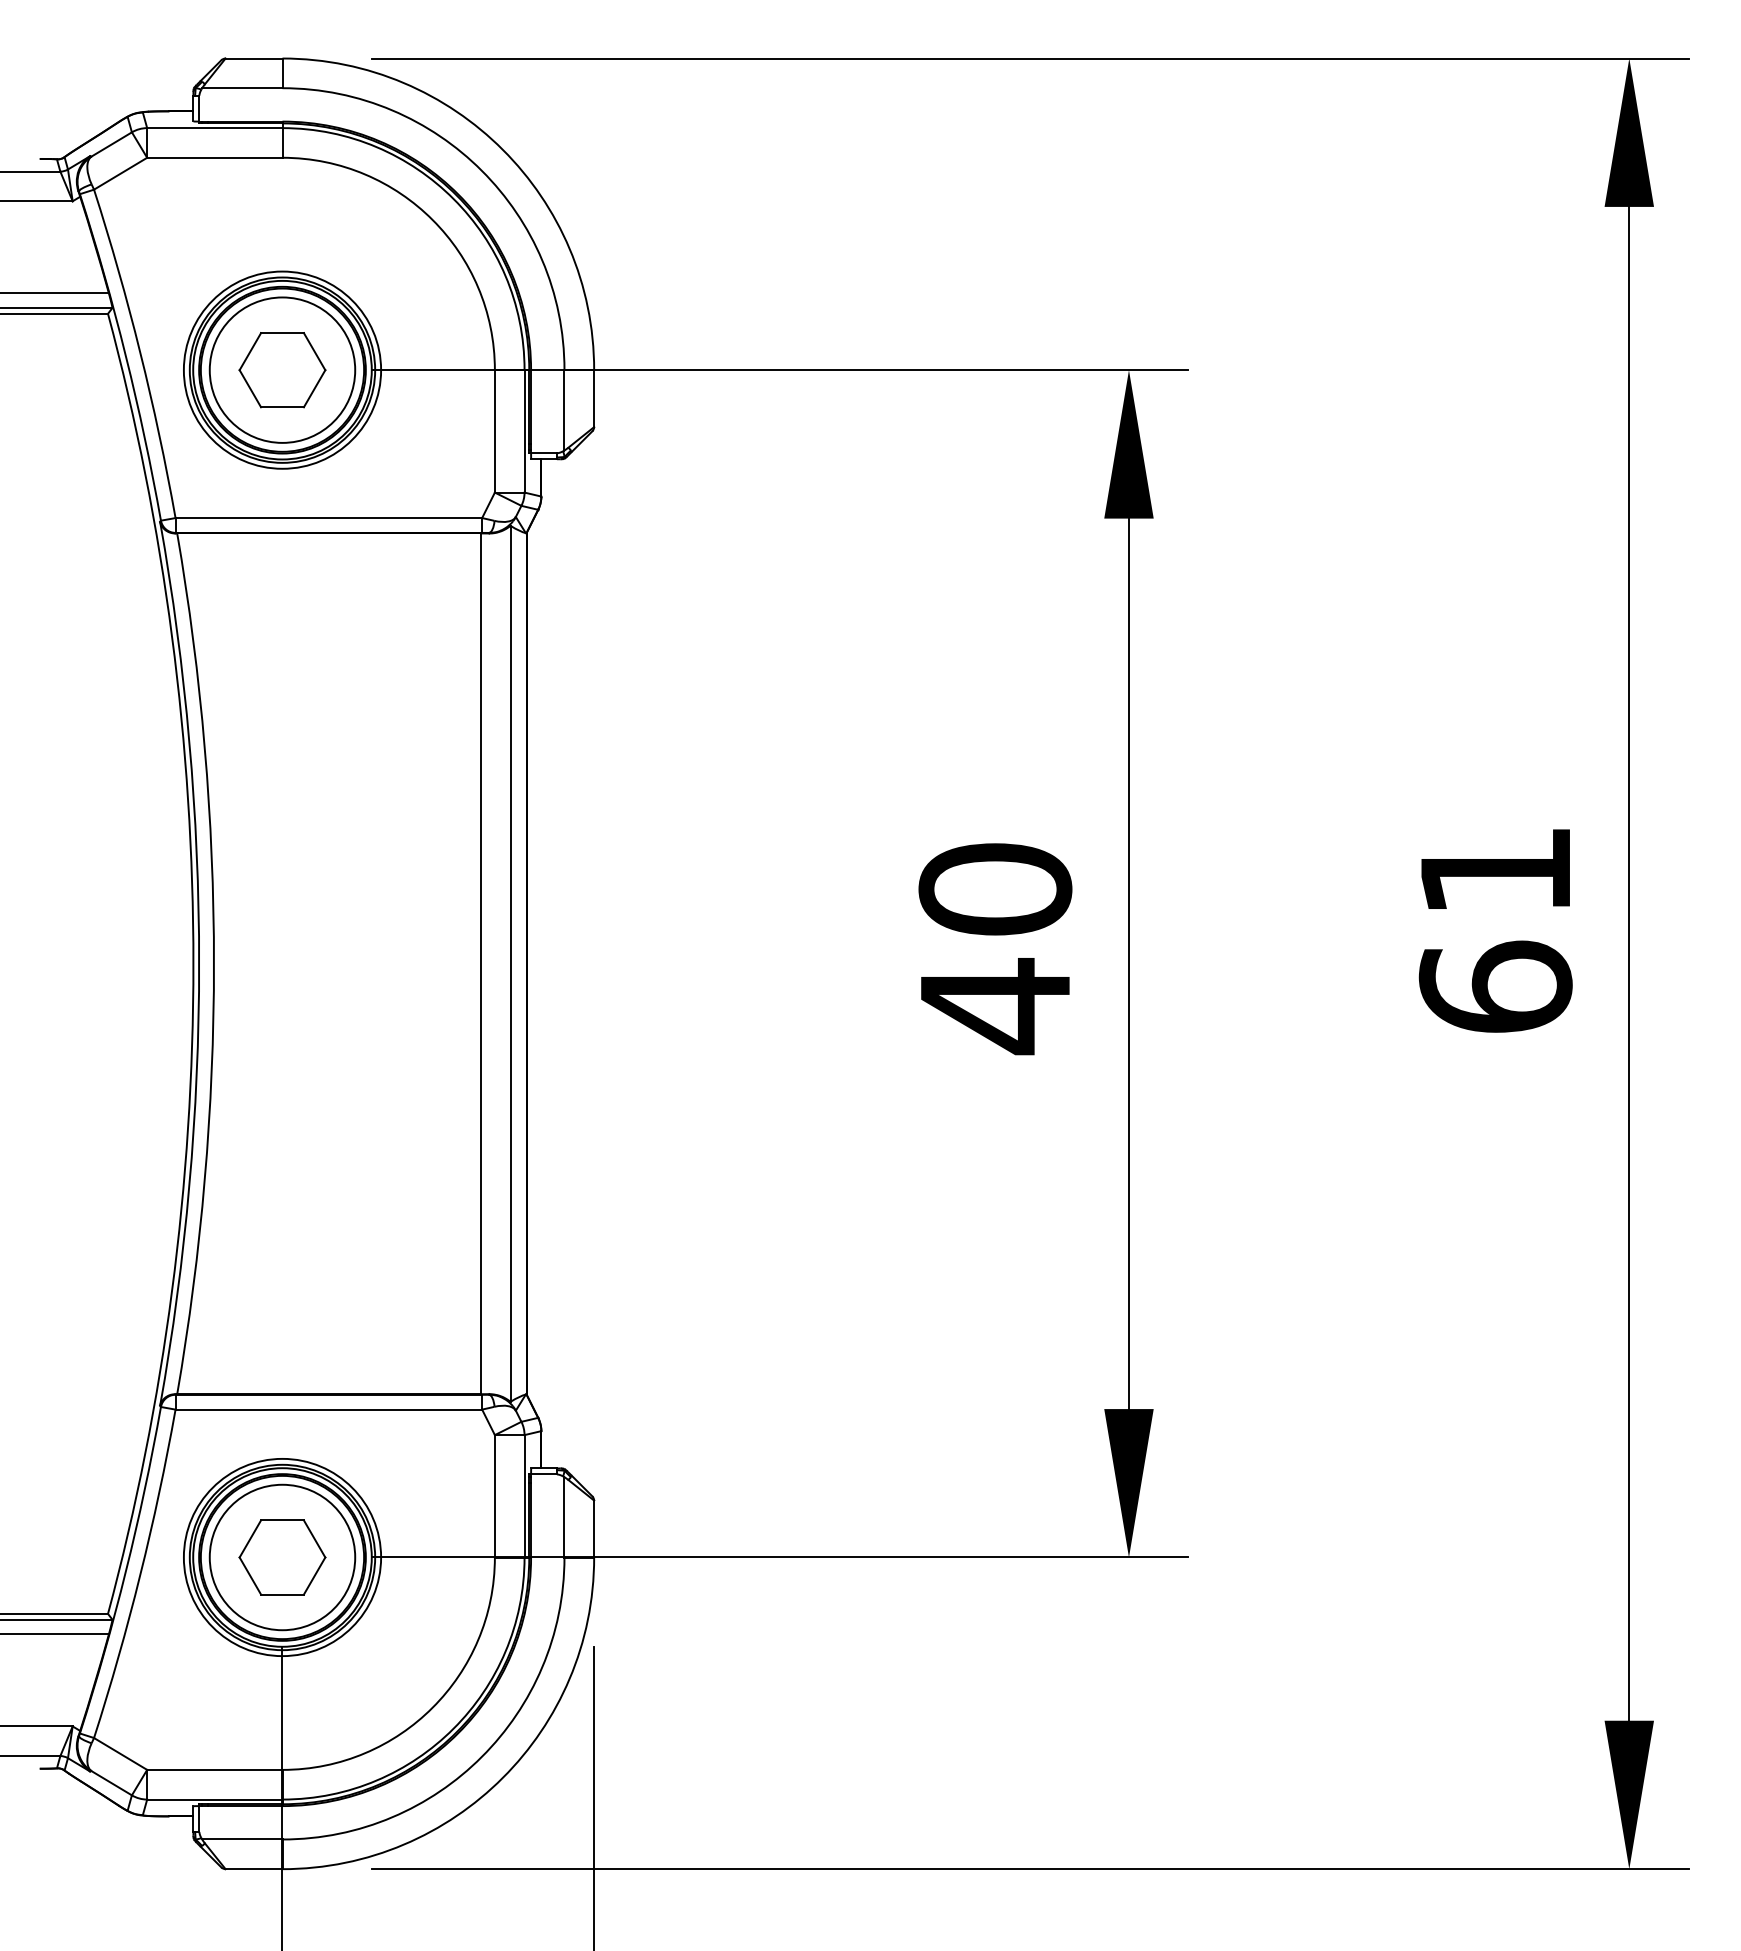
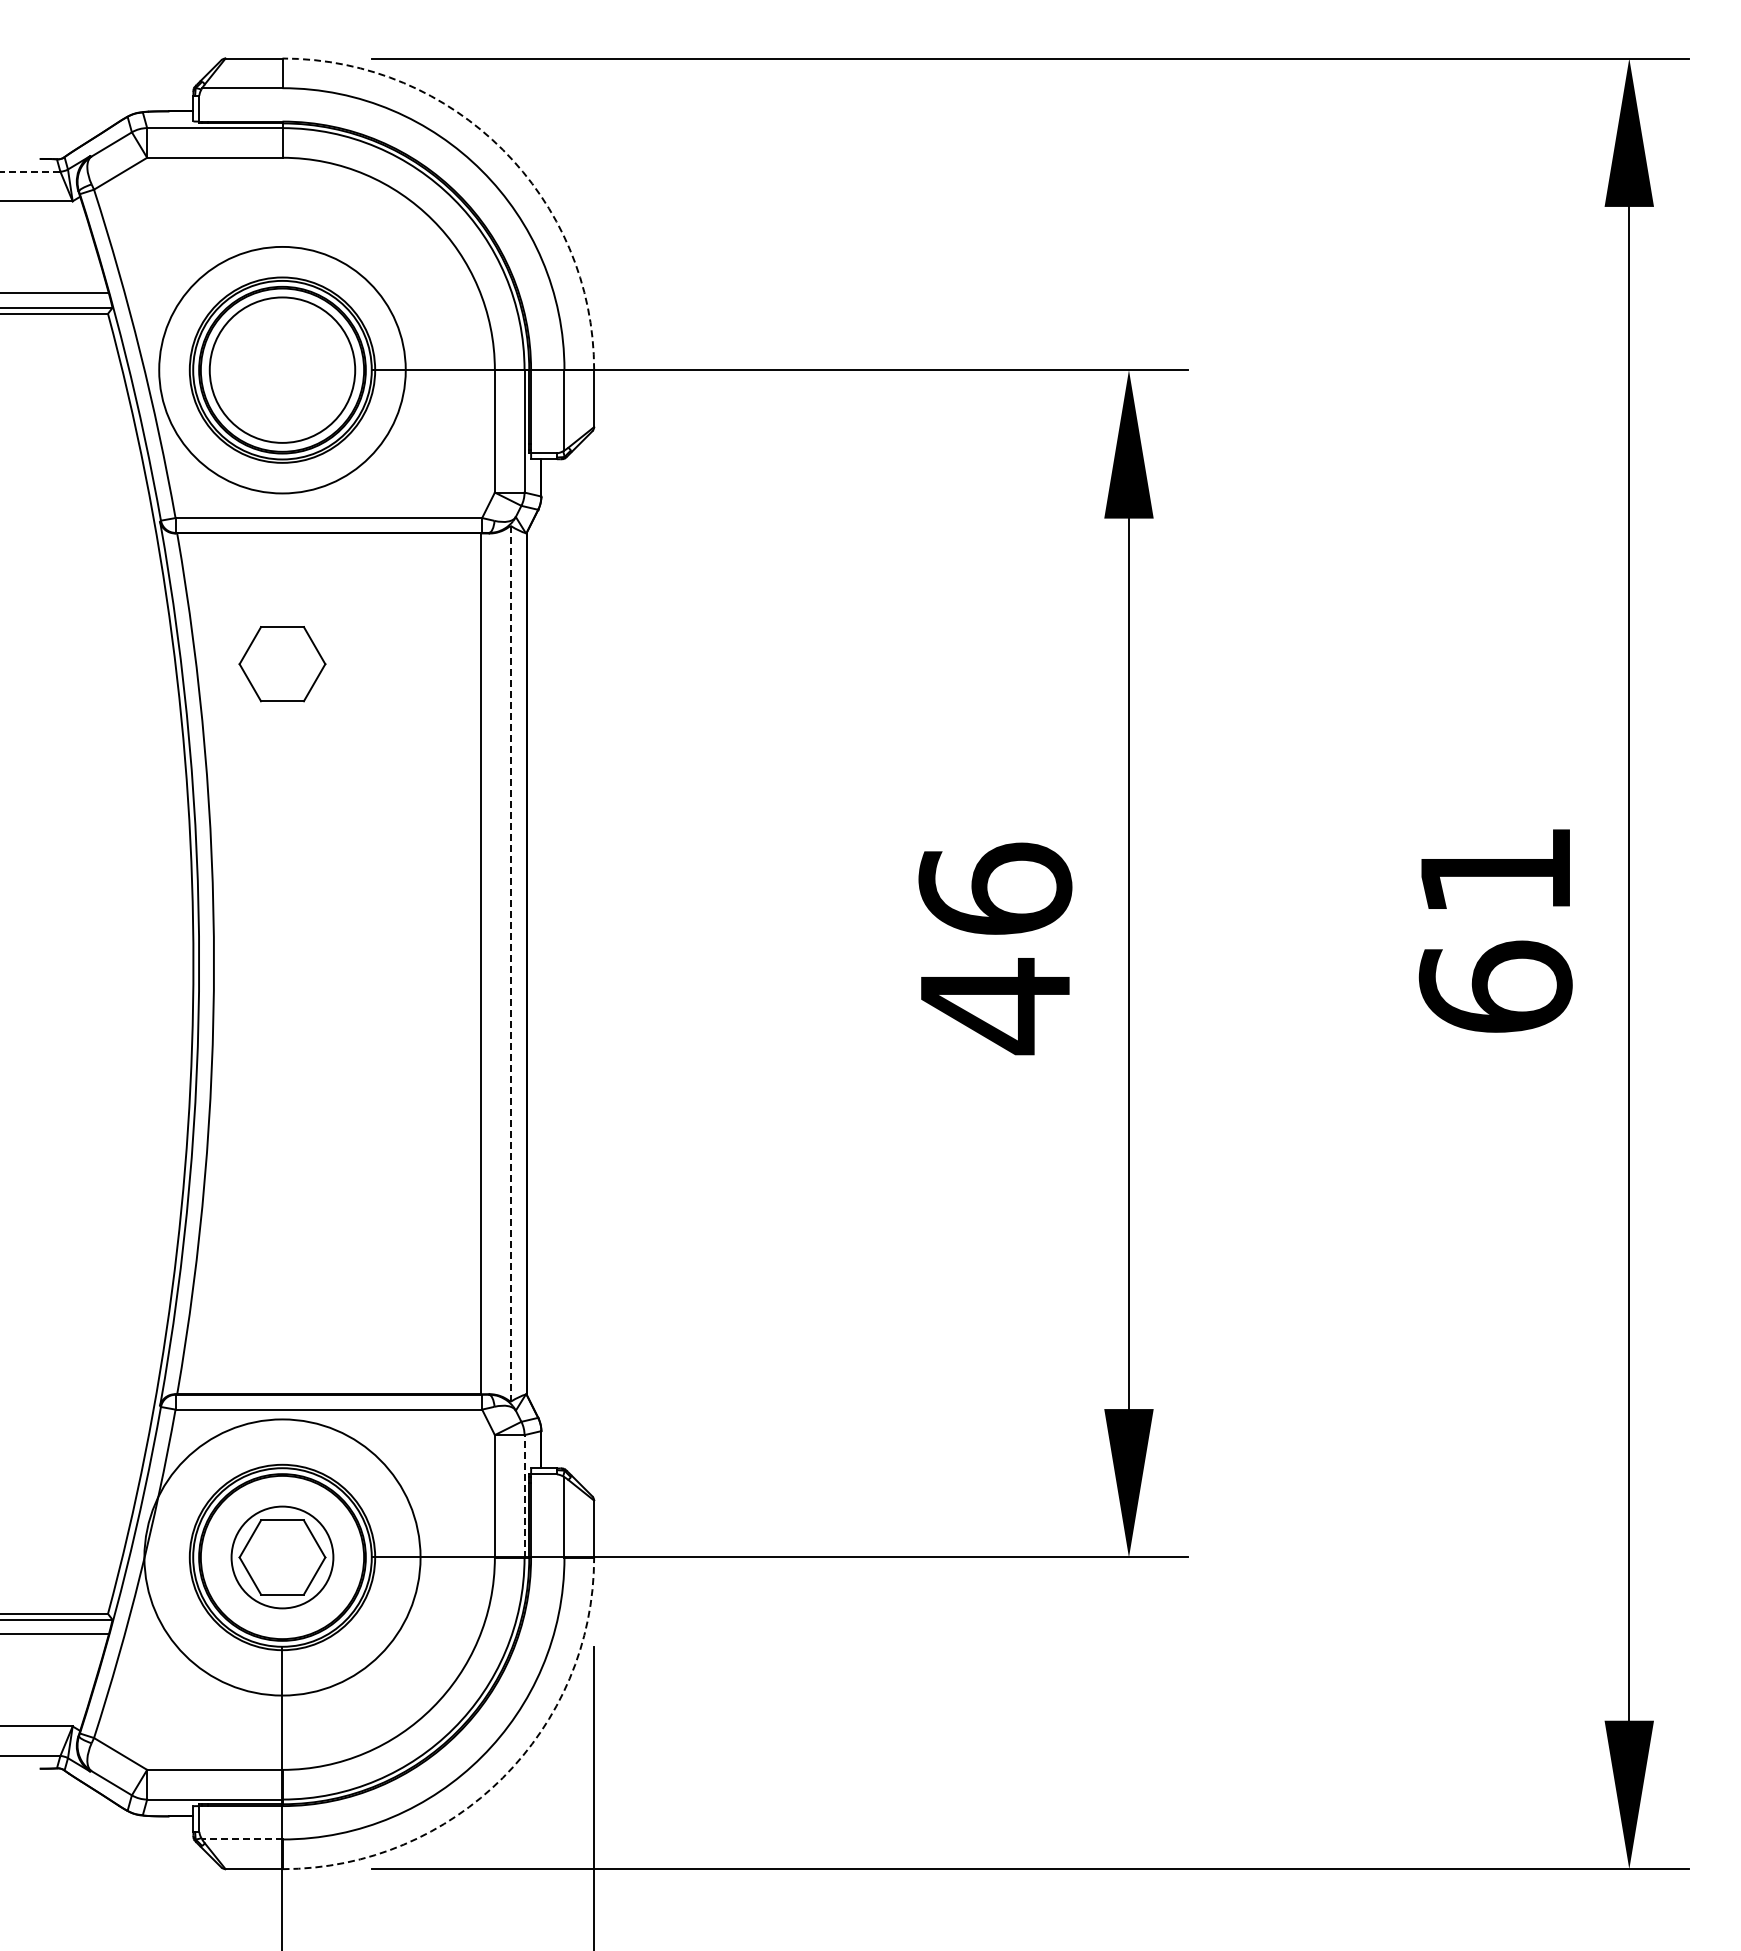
arc: solid -> dashed (502, 149)
line: solid -> dashed (30, 171)
circle diameter: 197 px -> 247 px (282, 369)
part position: (282, 370) -> (282, 664) (282, 664)
text: 40 -> 46 (995, 888)
line: solid -> dashed (510, 963)
line: solid -> dashed (524, 1495)
circle diameter: 145 px -> 102 px (282, 1557)
circle diameter: 197 px -> 276 px (282, 1557)
arc: solid -> dashed (502, 1777)
line: solid -> dashed (241, 1839)
